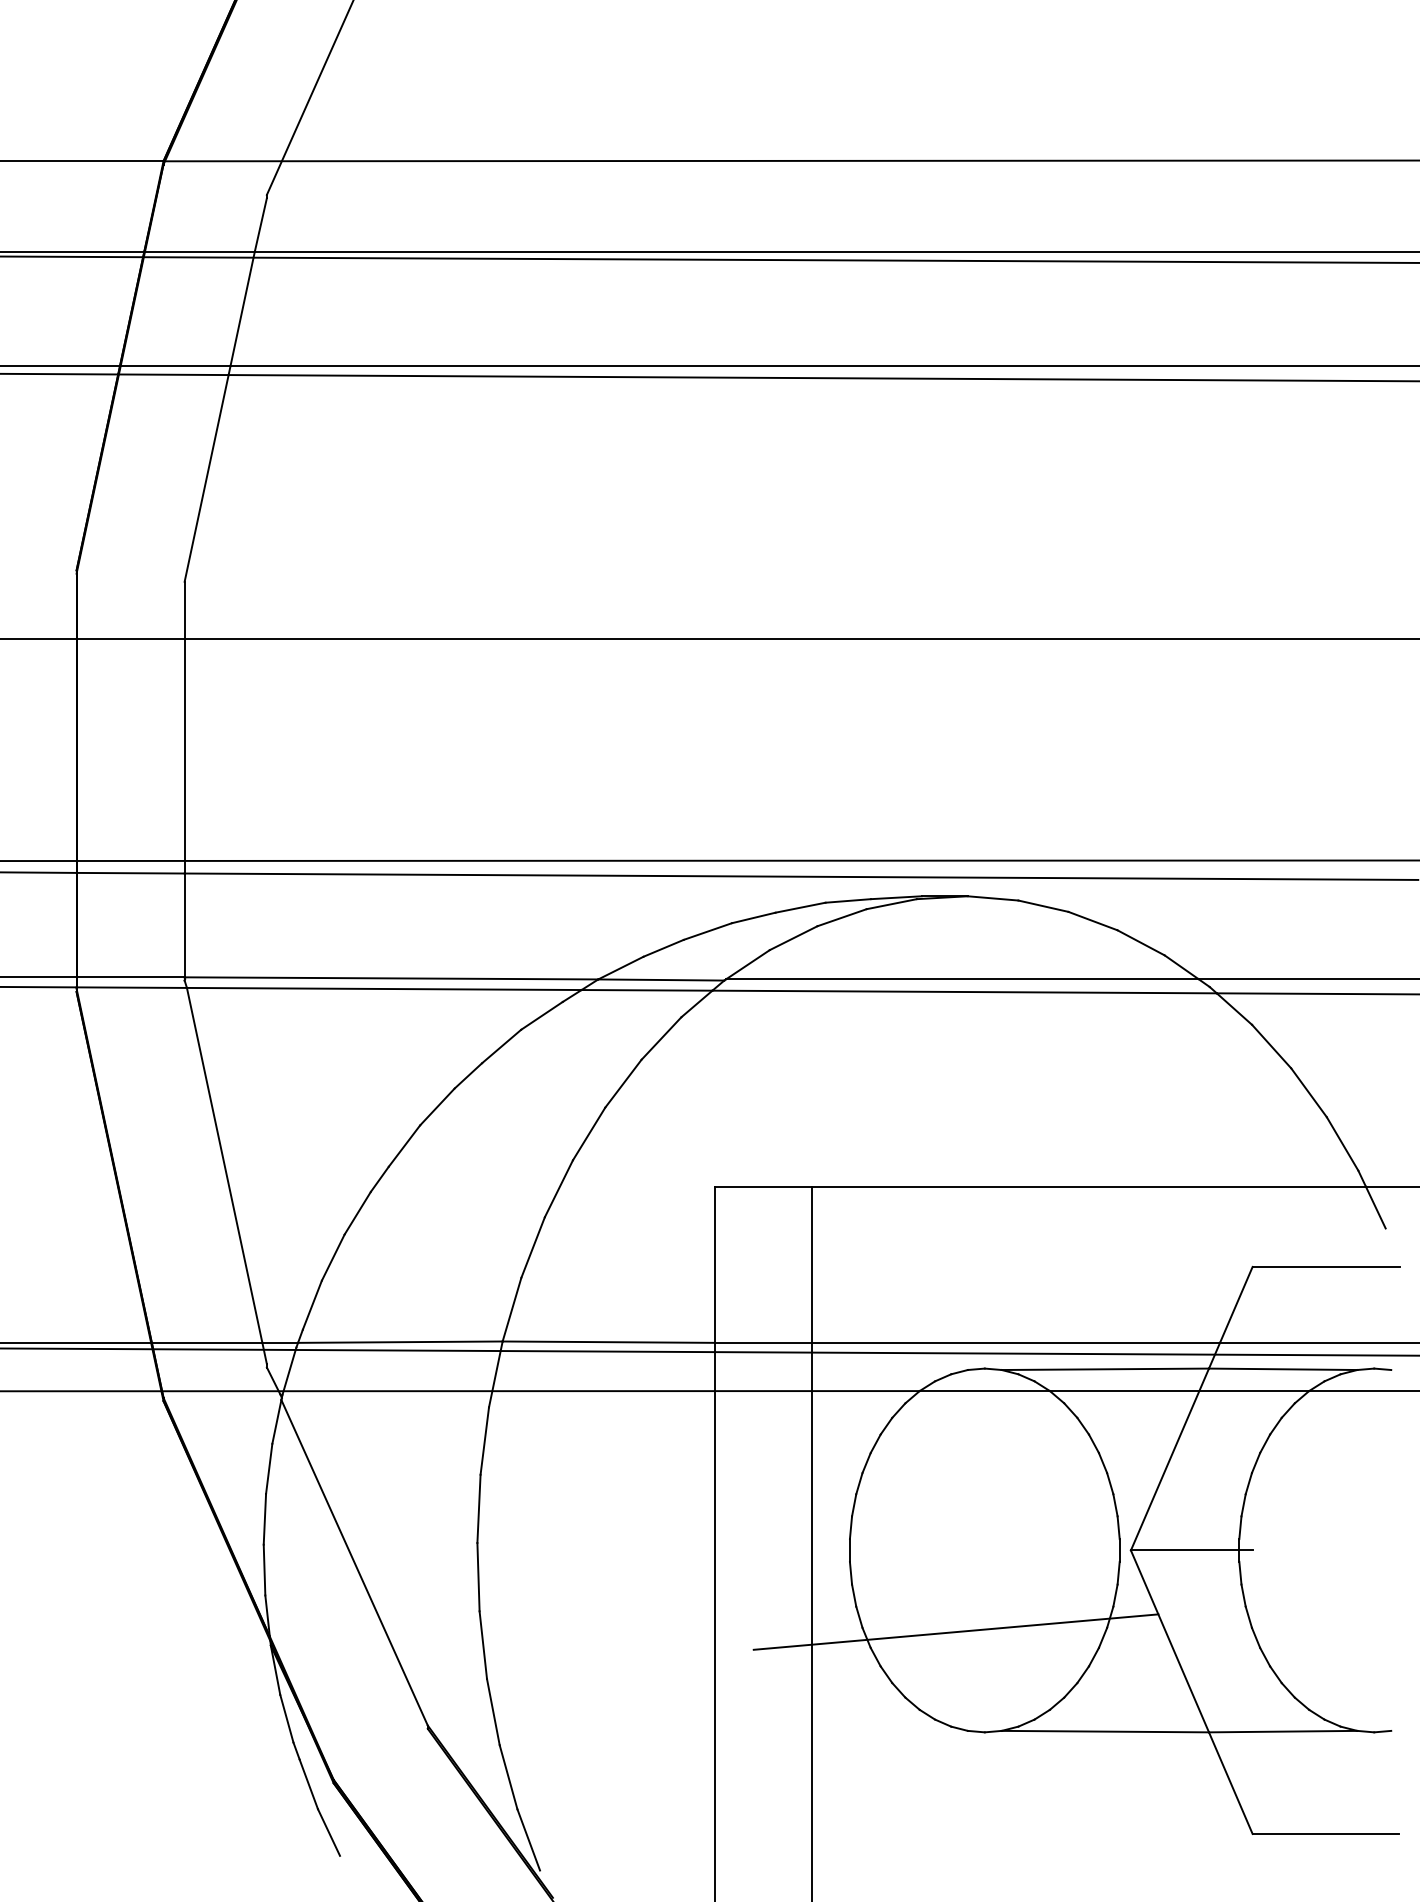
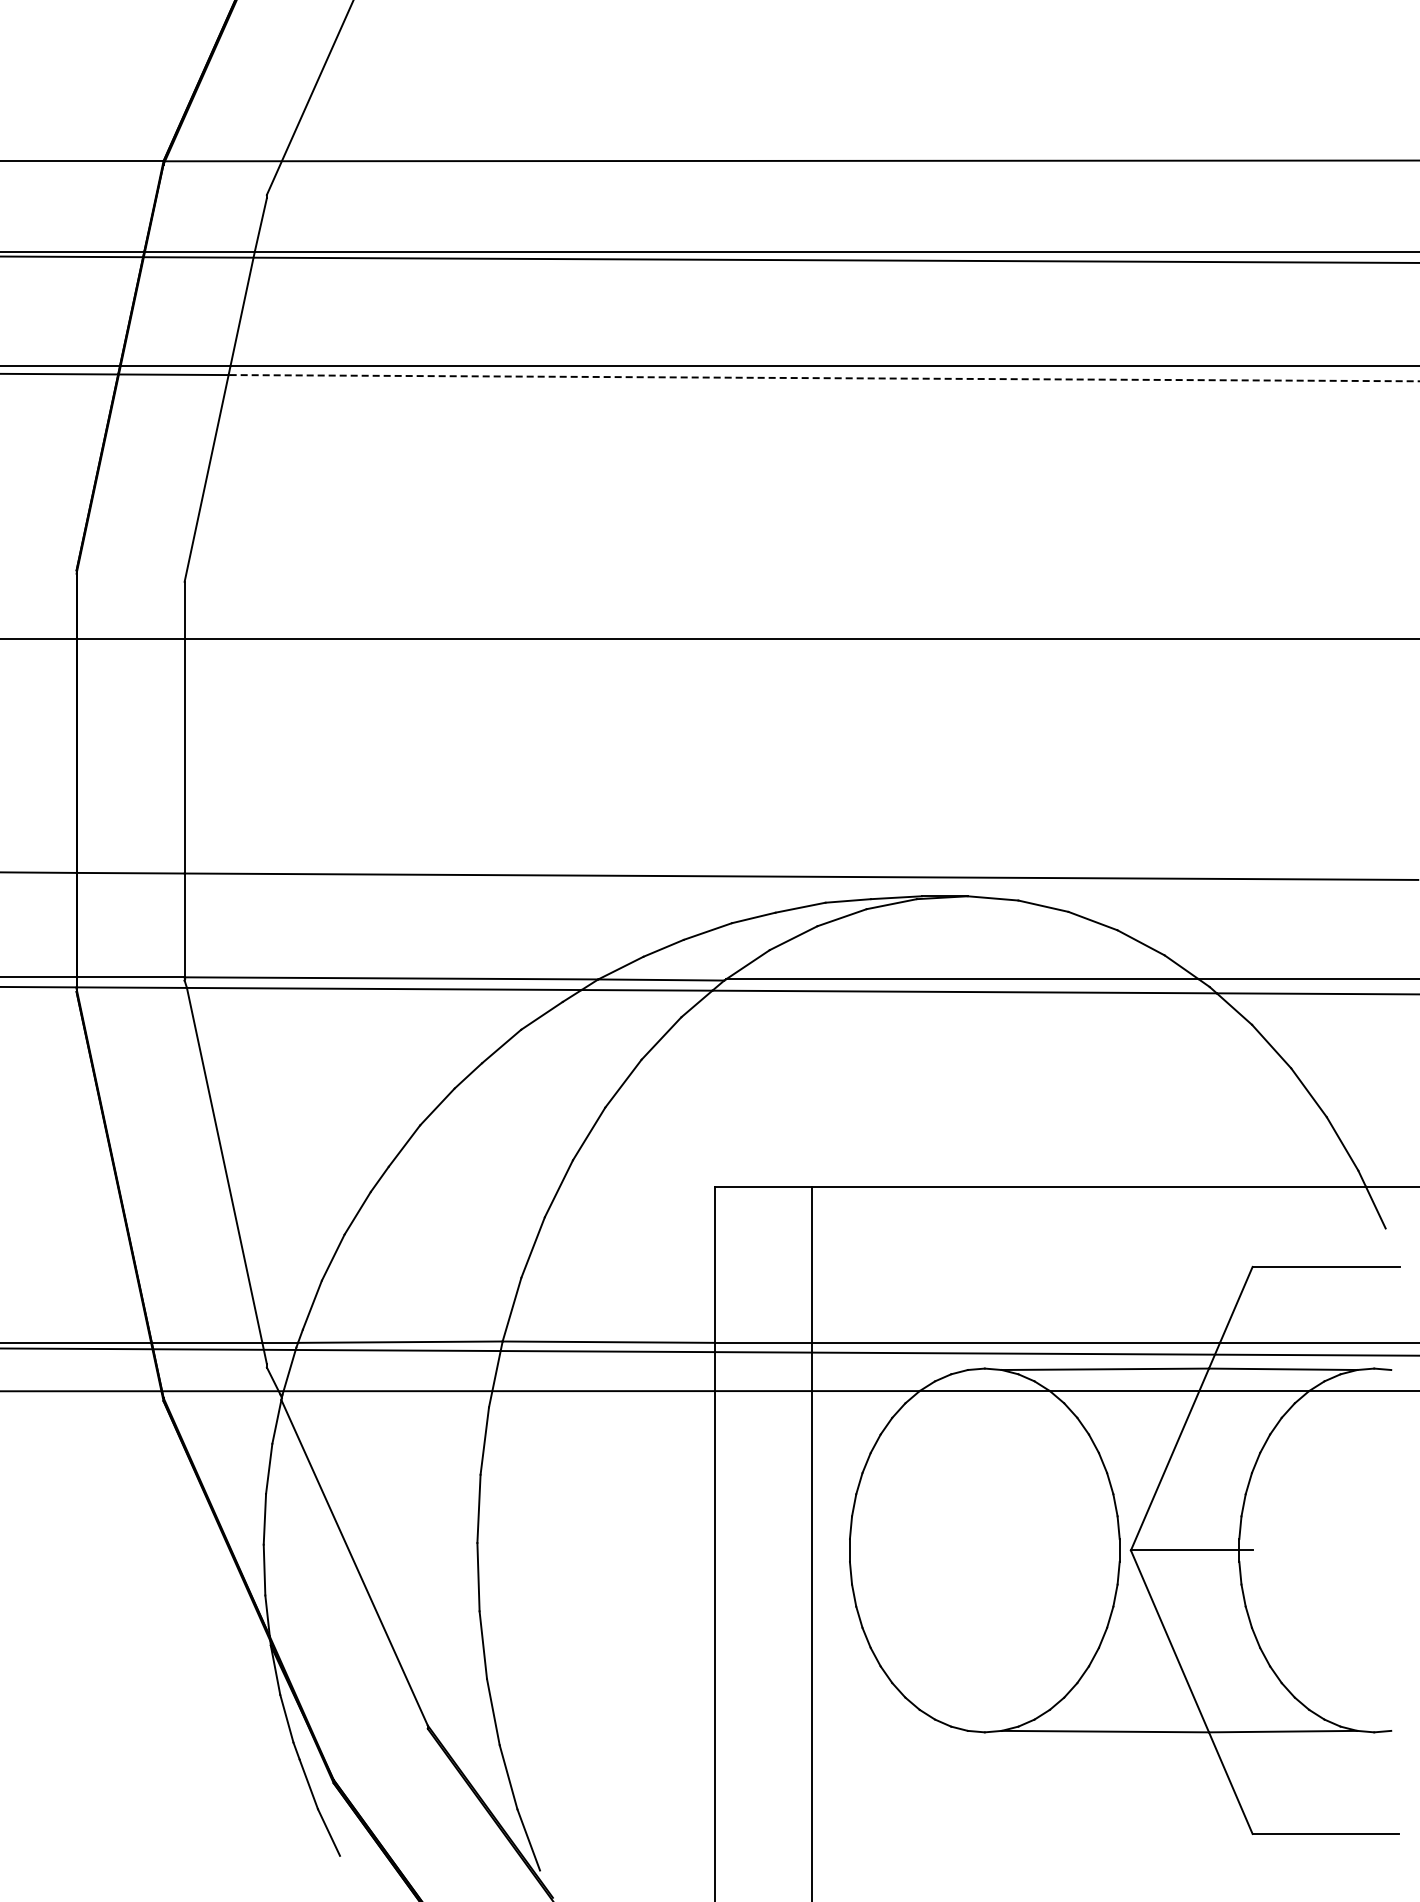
line: solid -> dashed (824, 378)
line: present -> none (709, 860)
line: present -> none (955, 1631)
